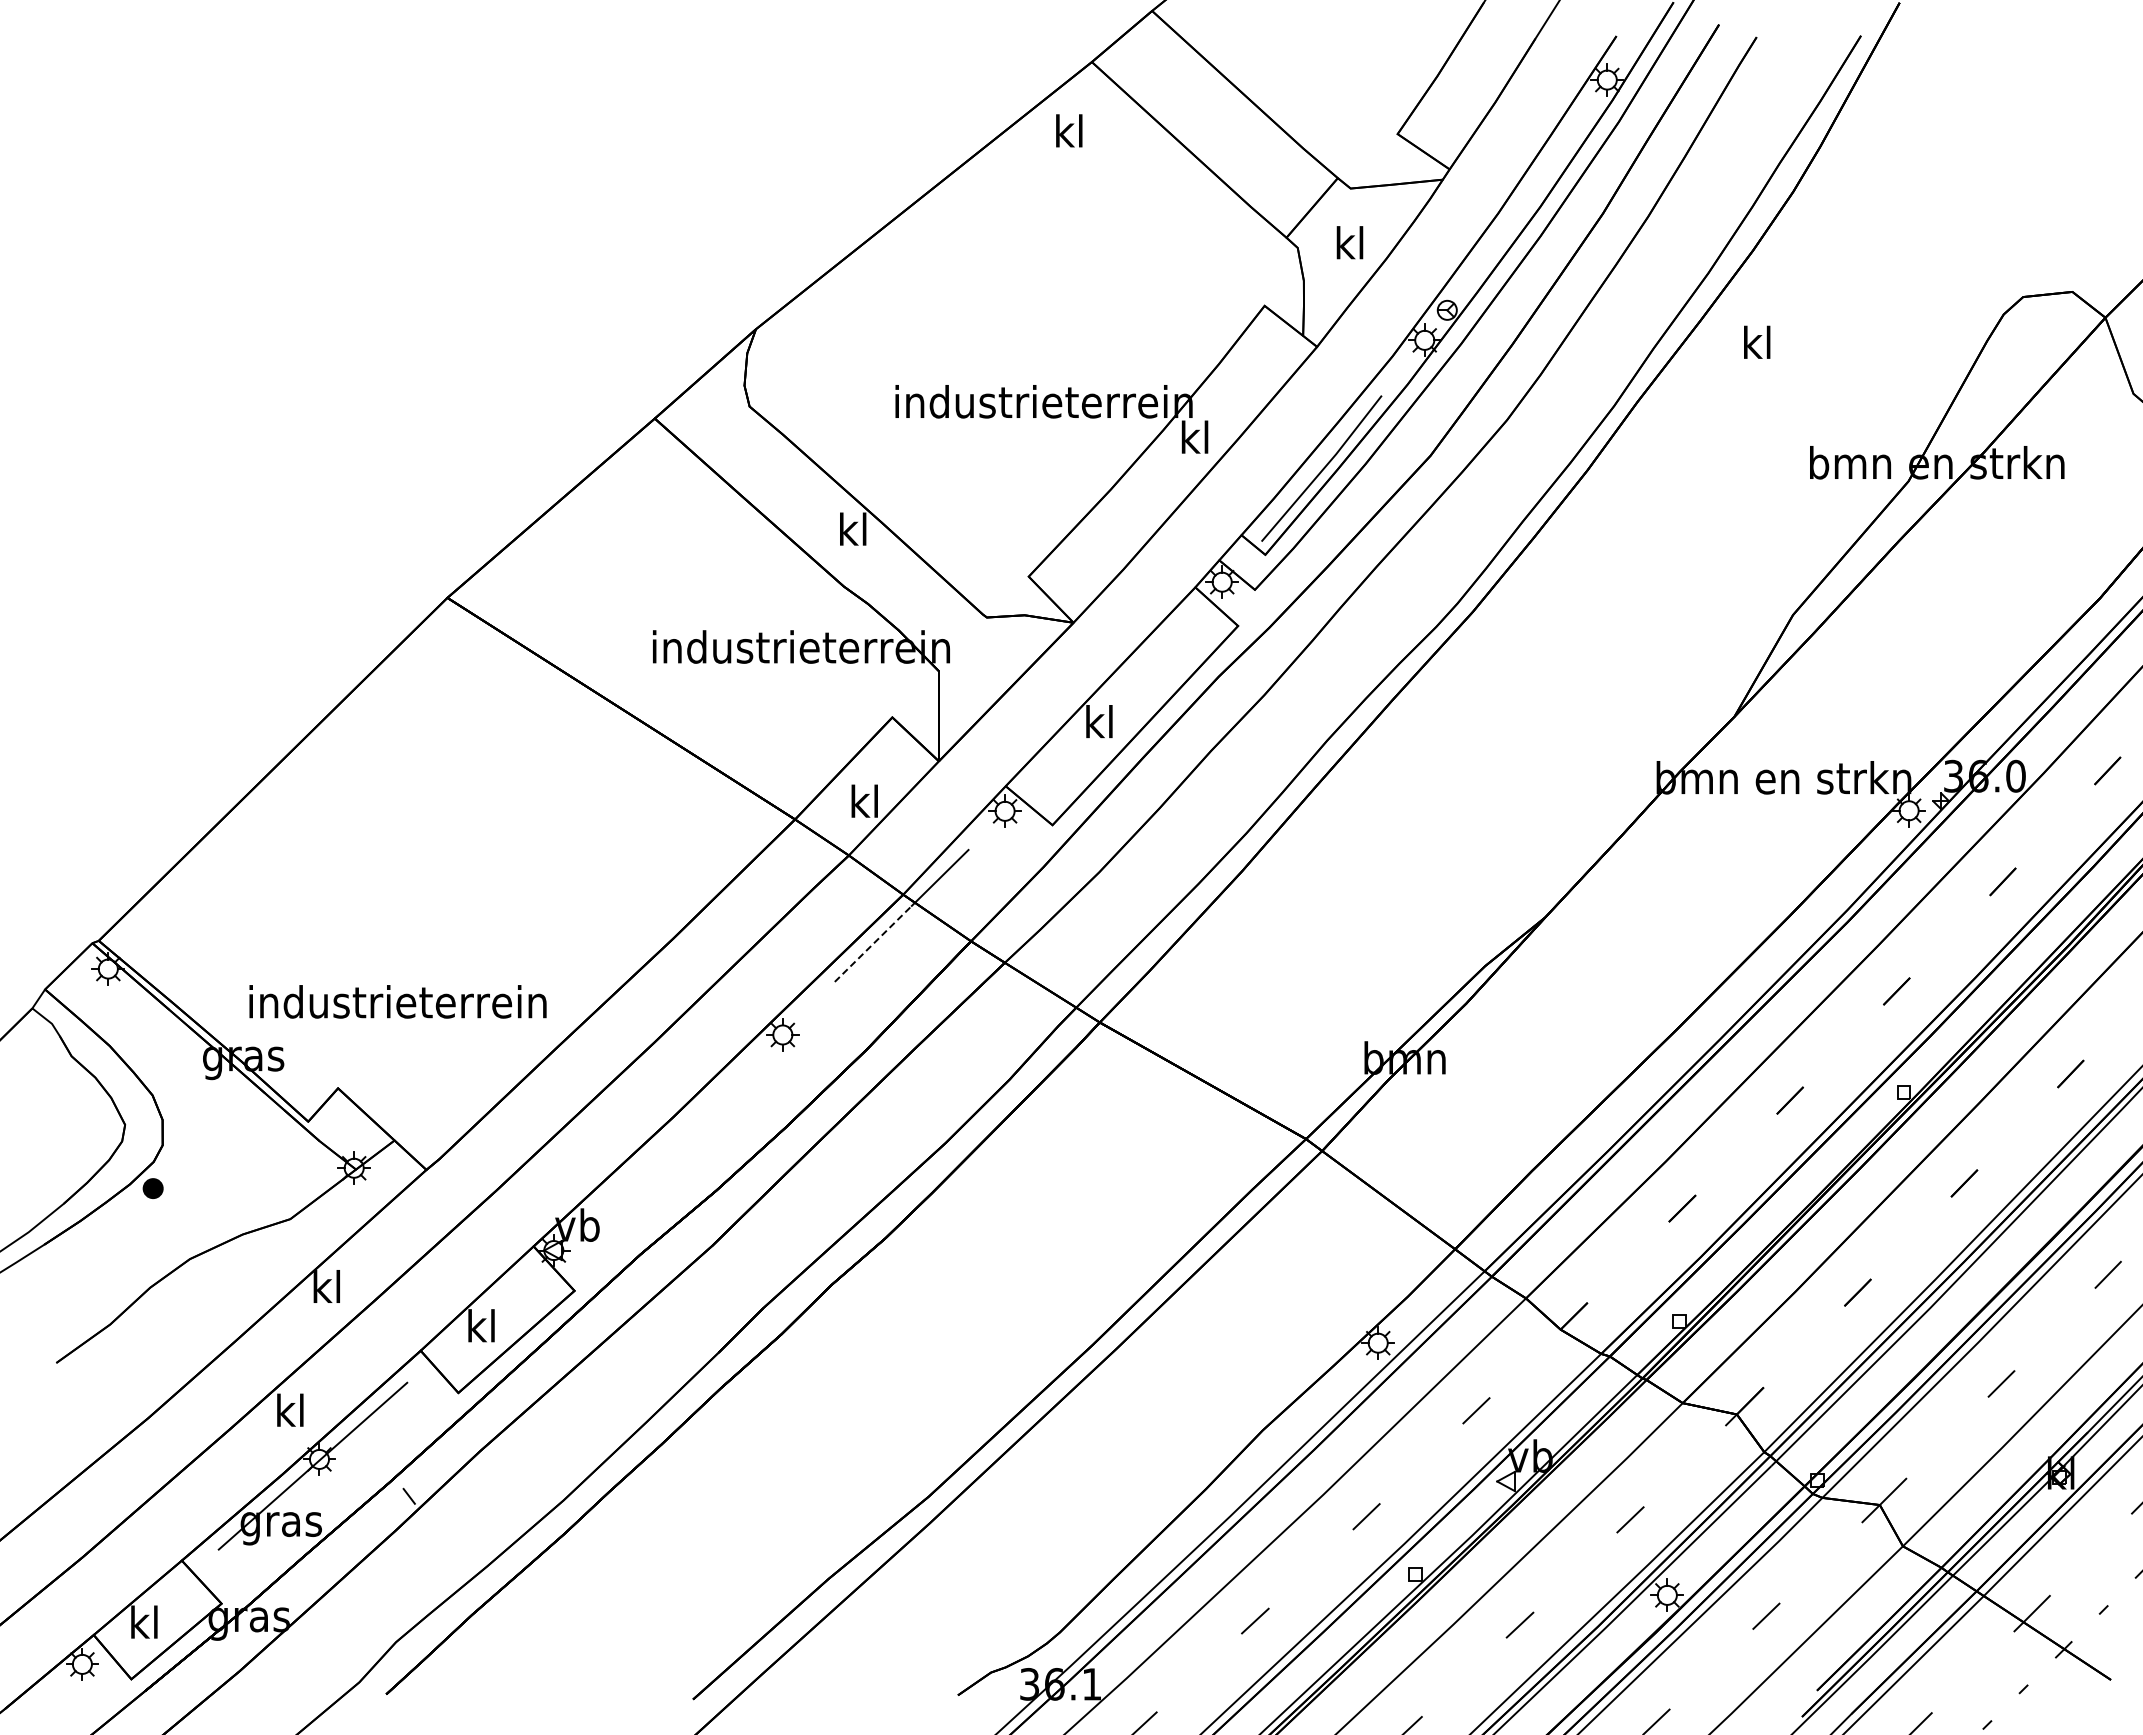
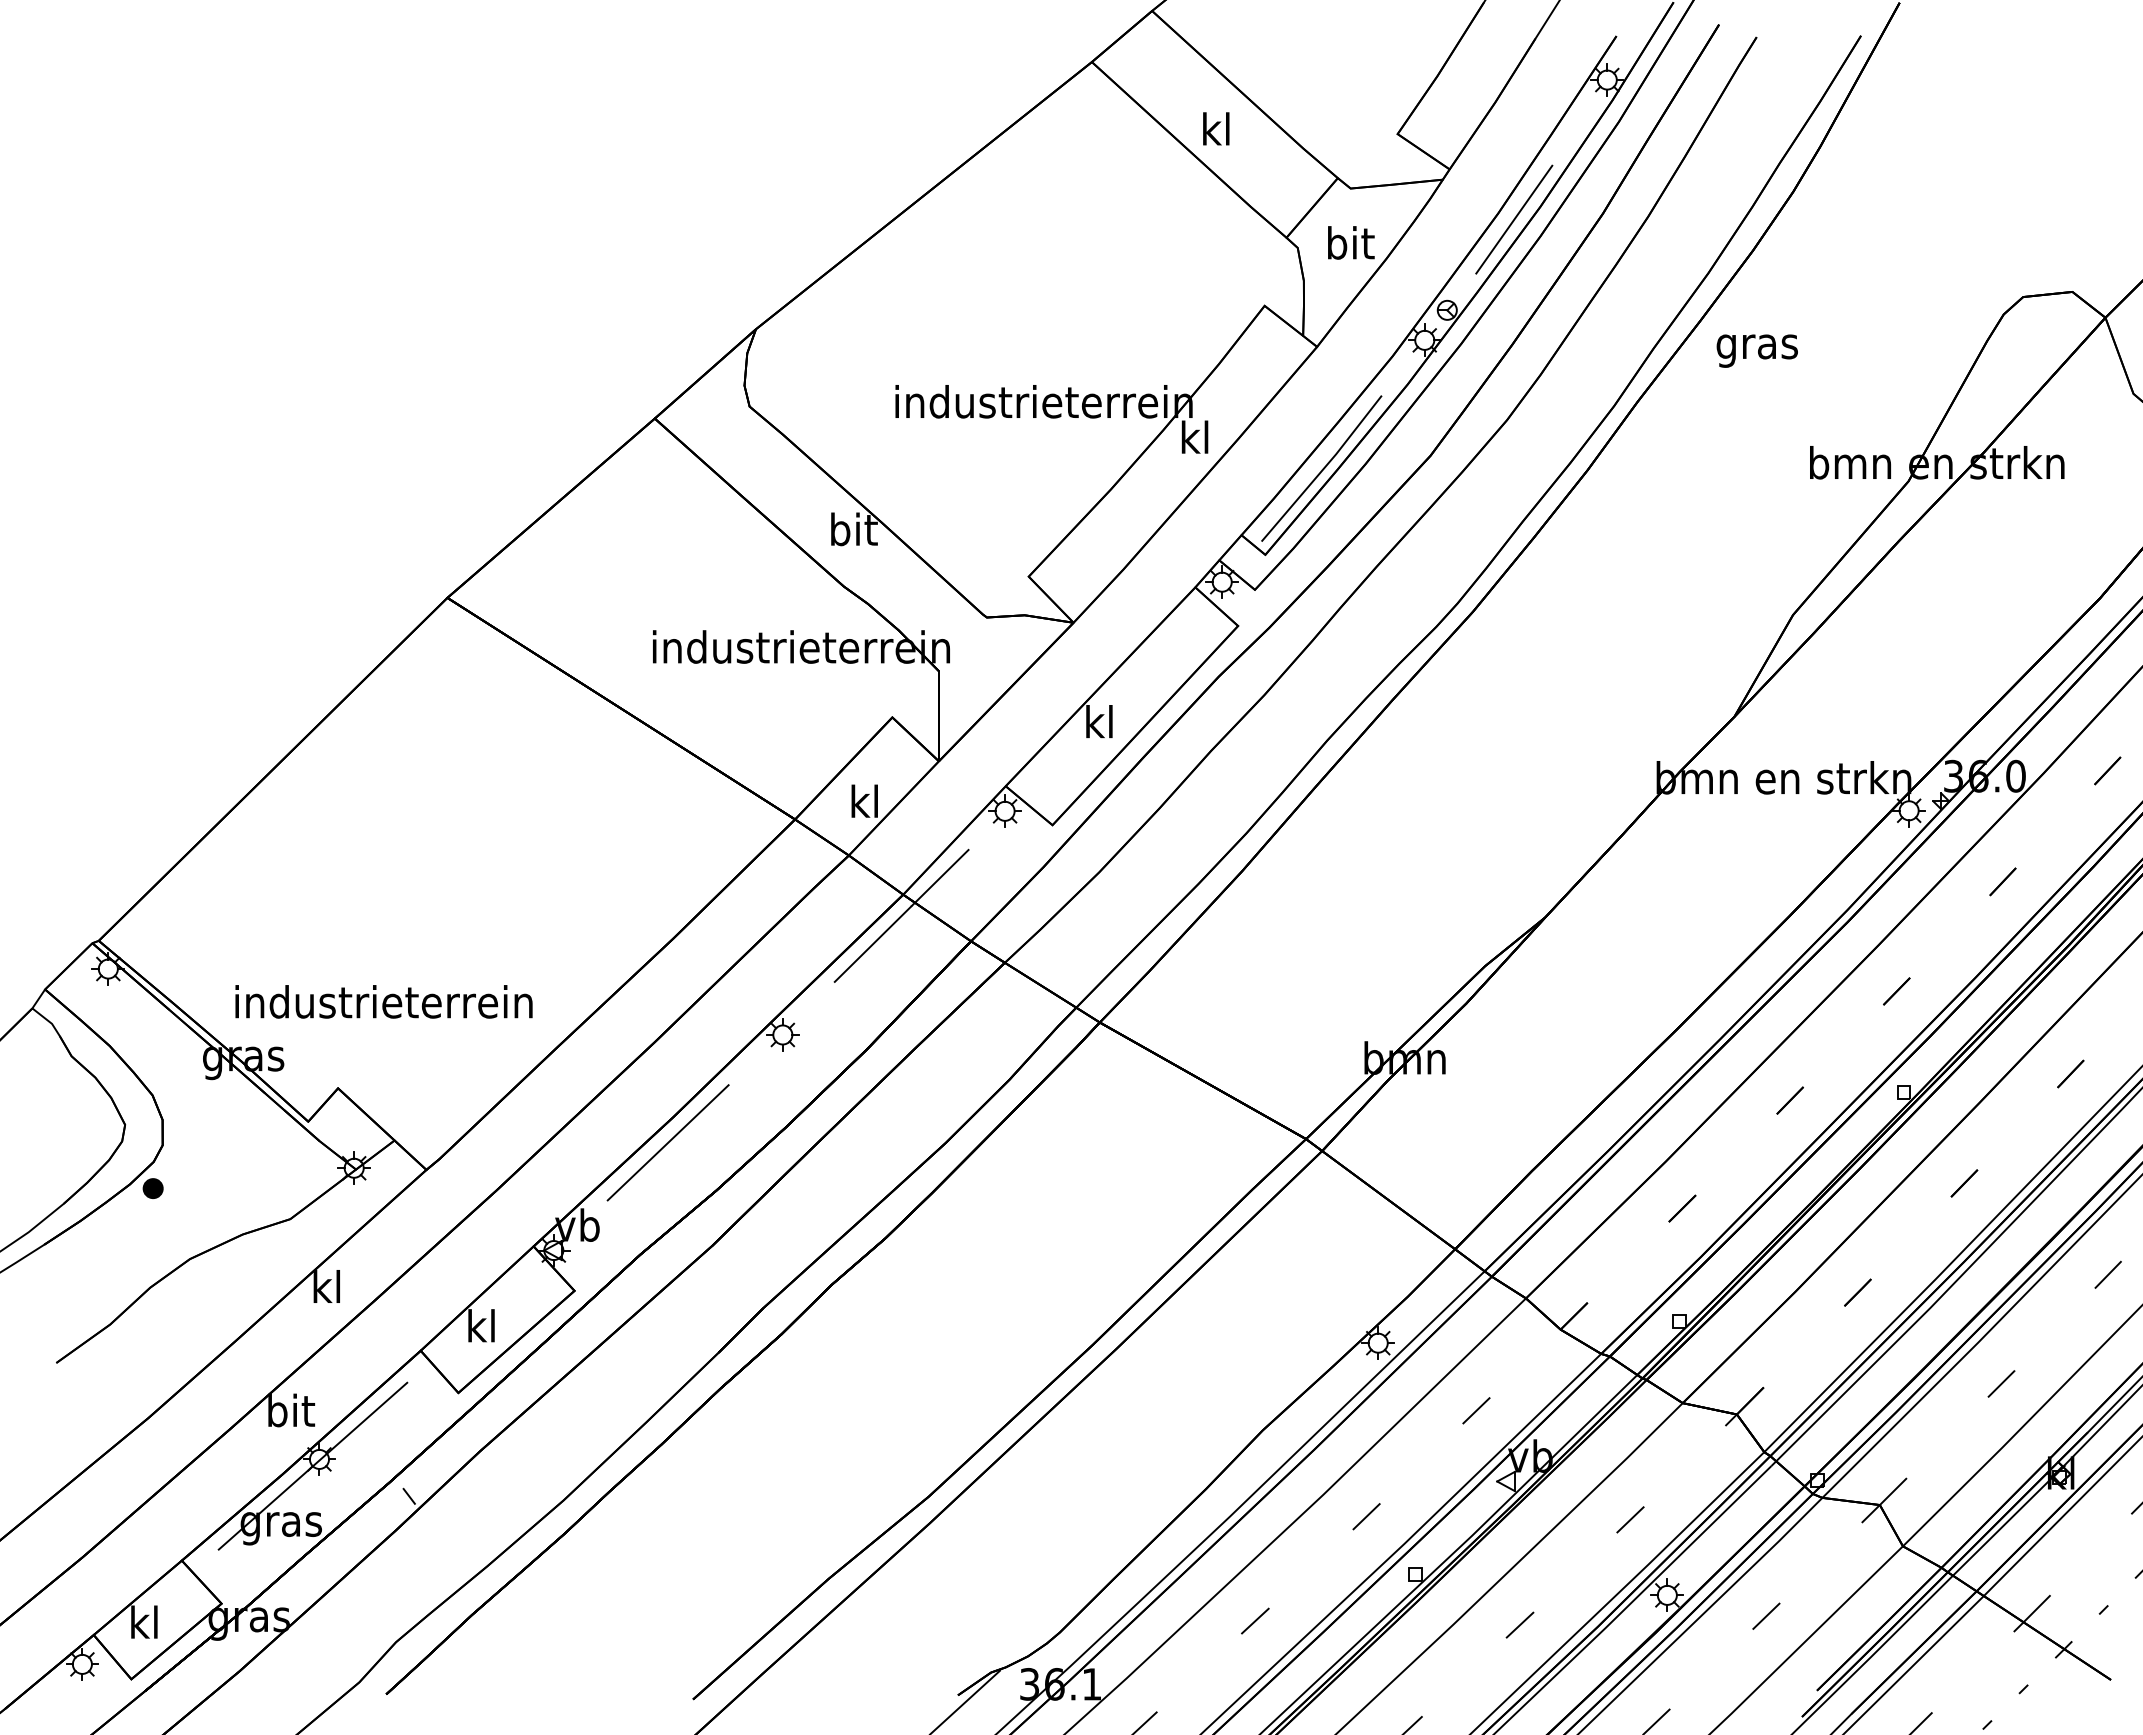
text position: (1069, 130) -> (1216, 128) (1216, 128)
line: none -> present (1514, 219)
text: kl -> bit (1351, 242)
text: kl -> gras (1756, 346)
text: kl -> bit (854, 529)
line: dashed -> solid (873, 944)
text position: (397, 1001) -> (383, 1001) (383, 1001)
line: none -> present (667, 1142)
text: kl -> bit (291, 1410)
line: none -> present (966, 1700)
